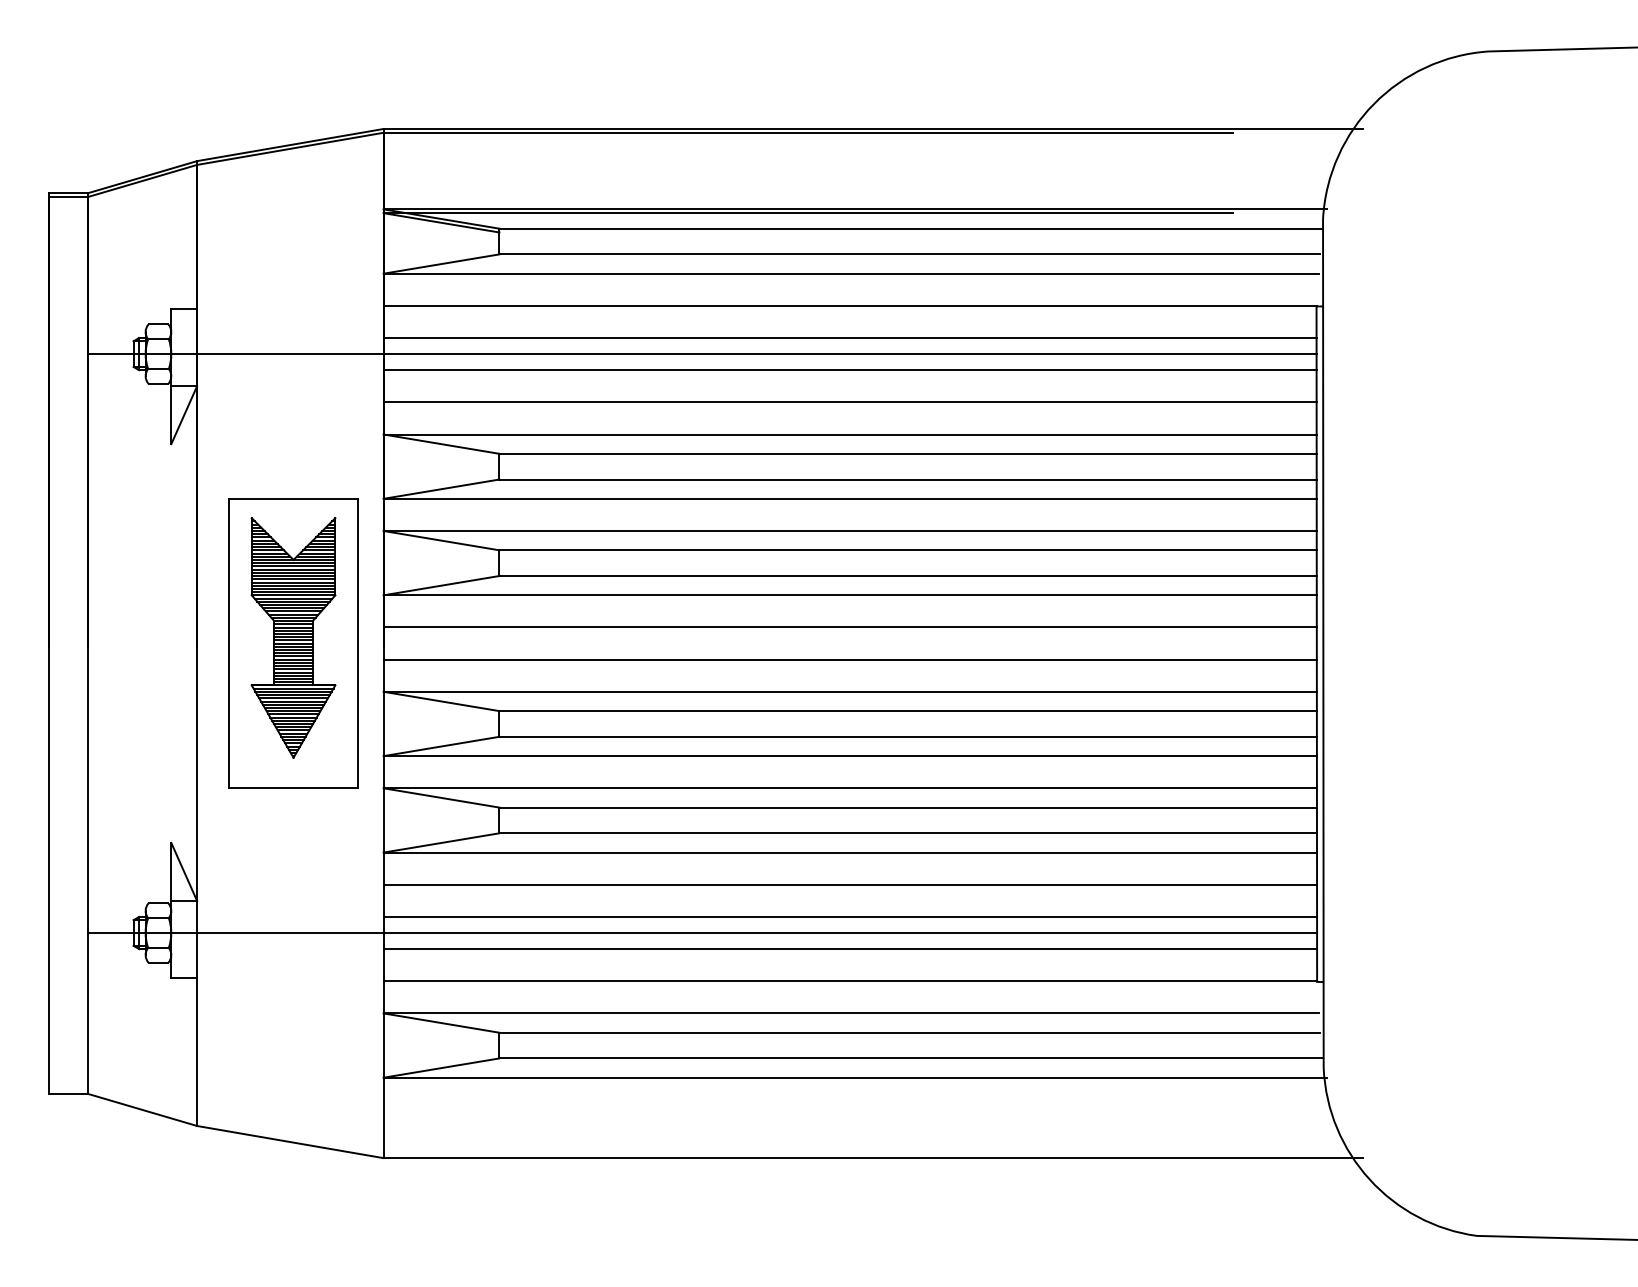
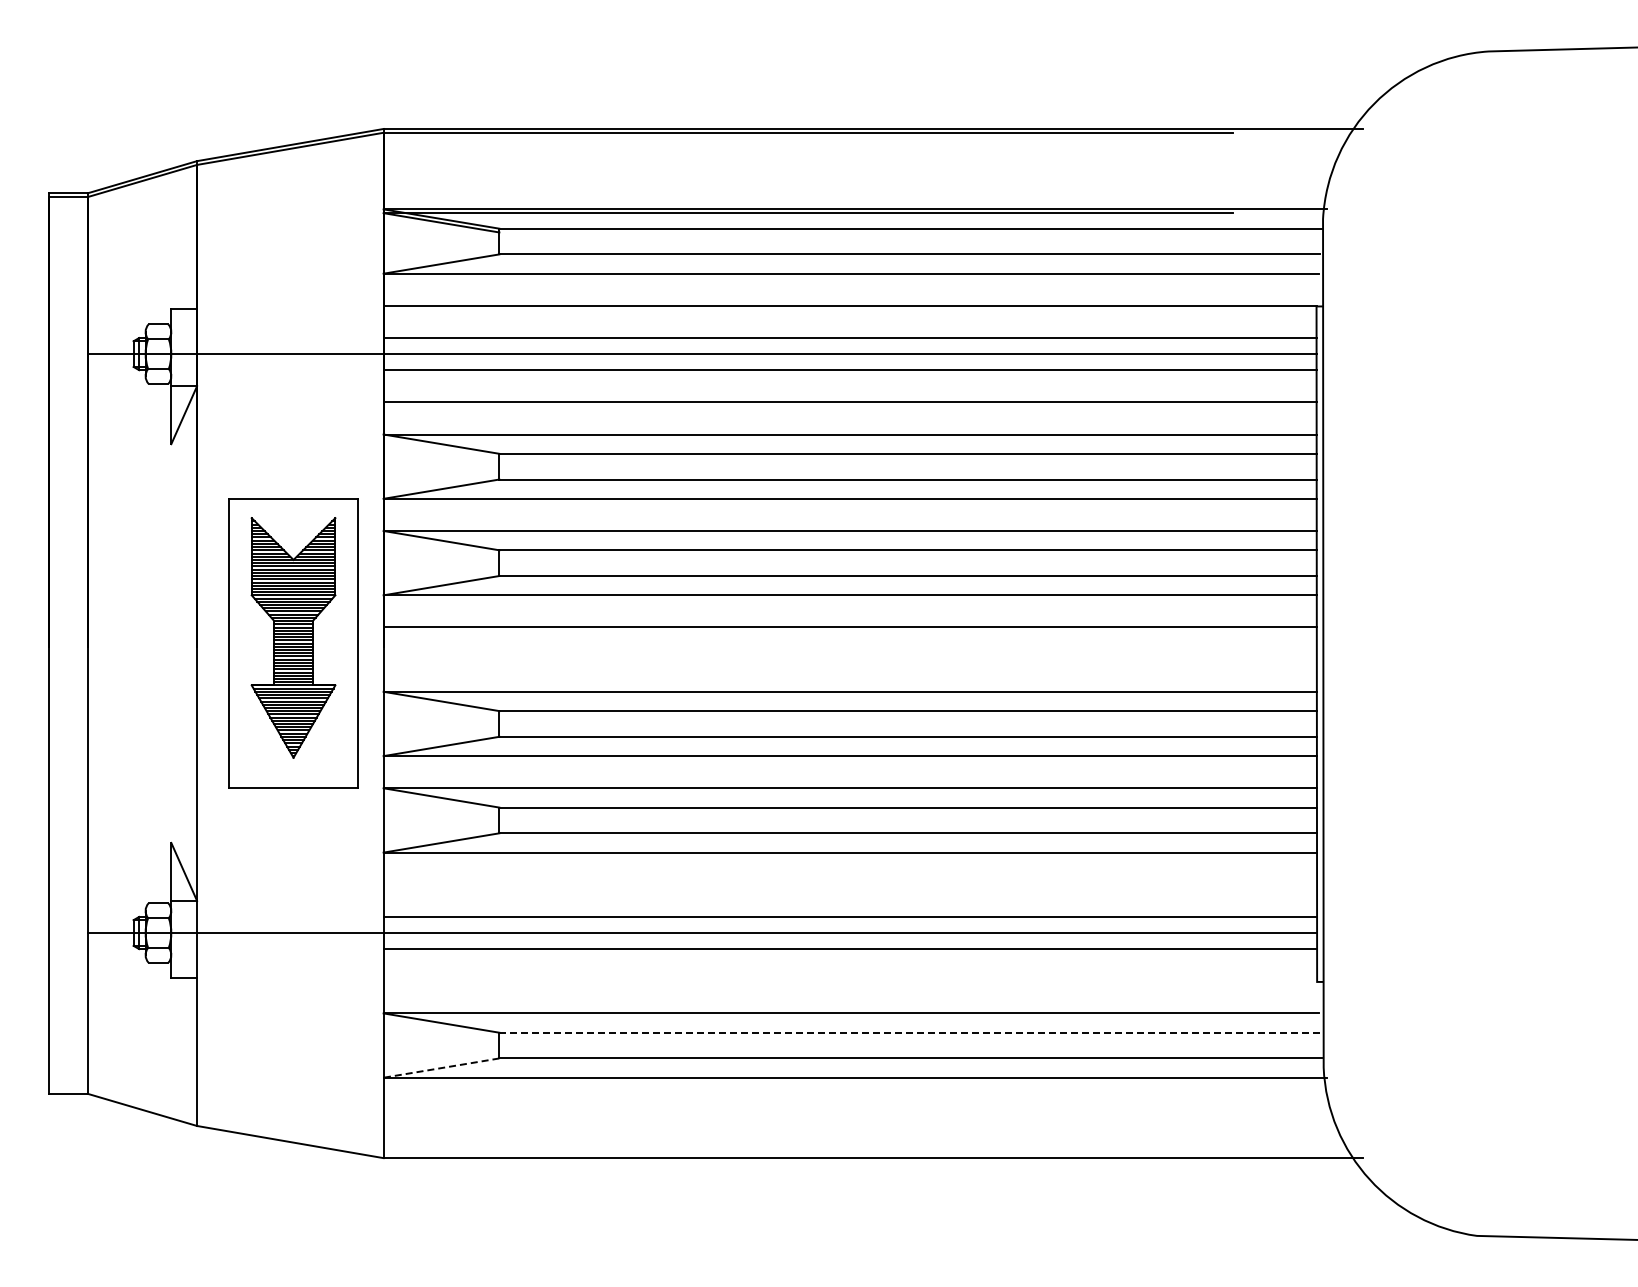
line: present -> none (849, 659)
line: present -> none (849, 884)
line: present -> none (849, 981)
line: solid -> dashed (909, 1032)
line: solid -> dashed (441, 1068)
